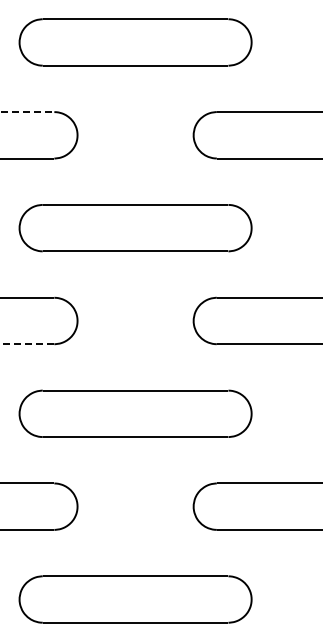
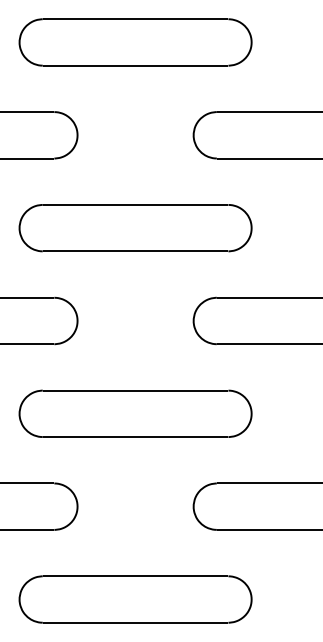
line: dashed -> solid (27, 112)
line: dashed -> solid (27, 344)
